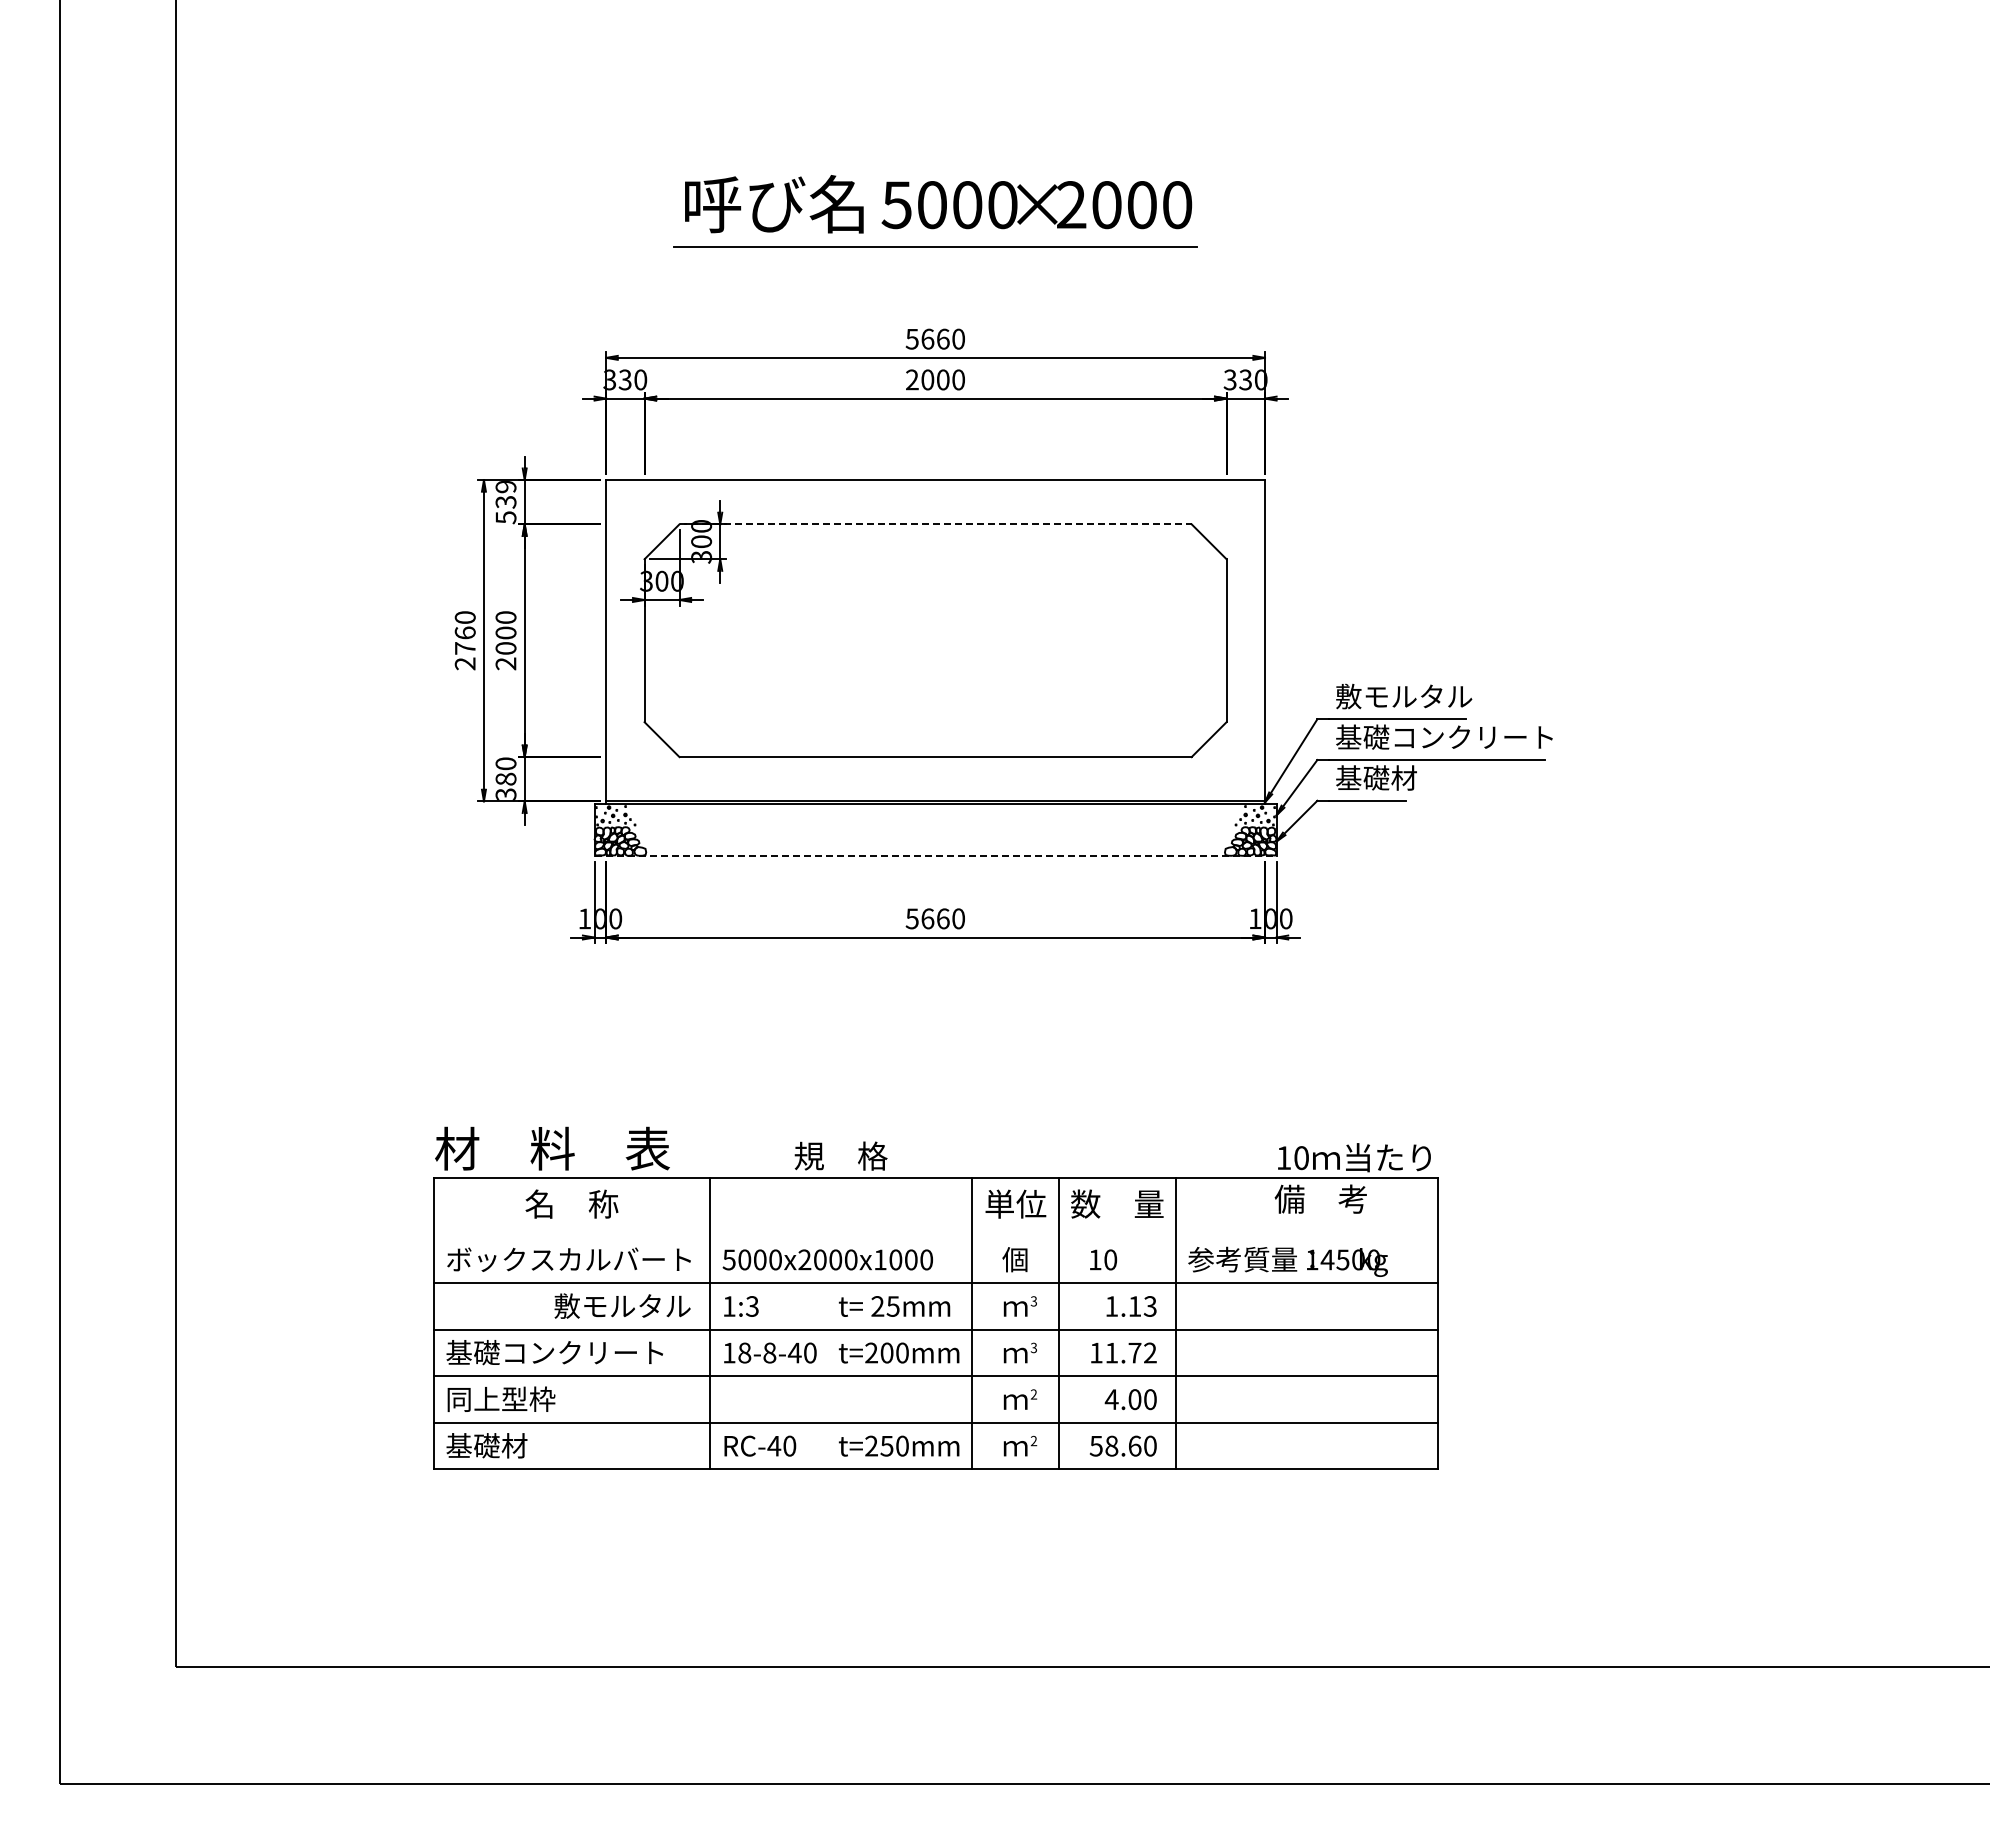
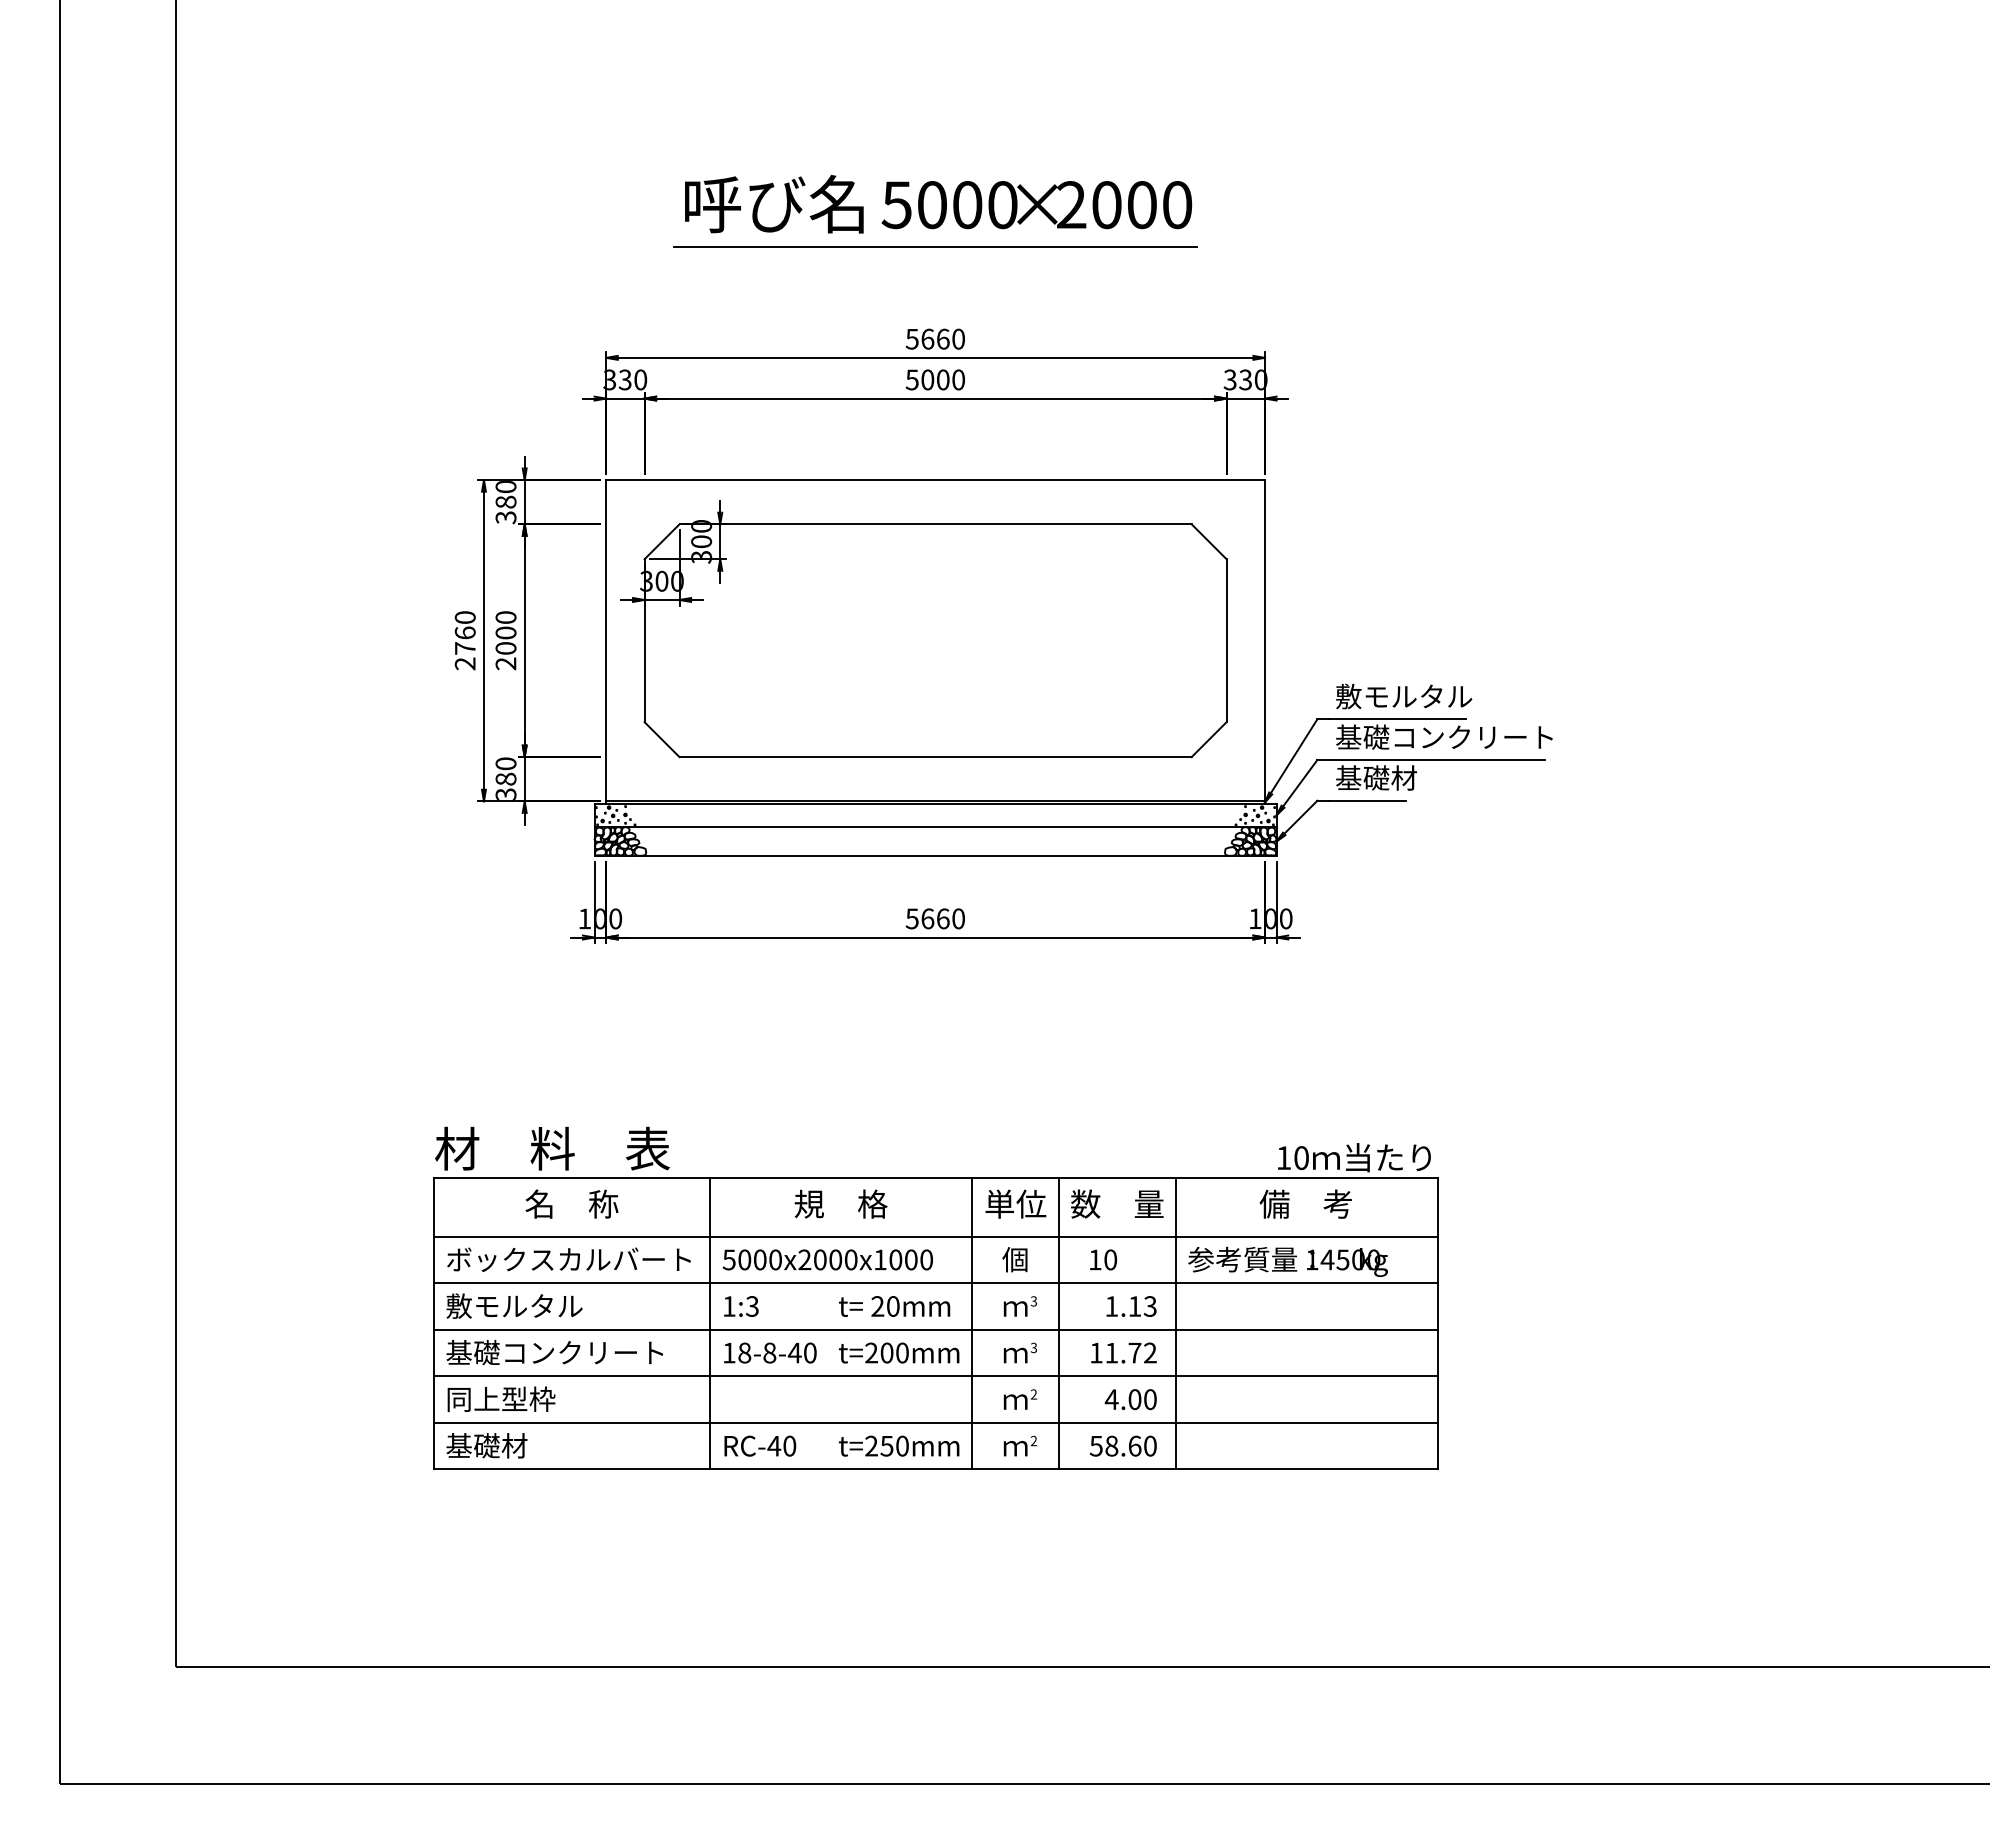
text: 2000 -> 5000 (911, 379)
text: 539 -> 380 (505, 502)
line: dashed -> solid (936, 524)
line: none -> present (935, 826)
line: dashed -> solid (936, 856)
text position: (840, 1155) -> (840, 1203) (840, 1203)
text position: (1320, 1198) -> (1305, 1203) (1305, 1203)
line: none -> present (935, 1236)
text position: (622, 1305) -> (514, 1305) (514, 1305)
text: 25mm -> 20mm (892, 1306)
